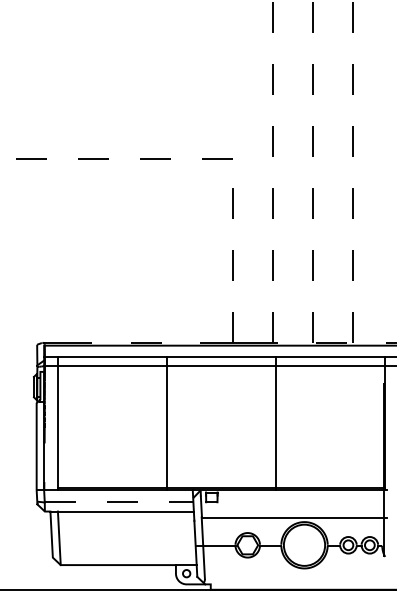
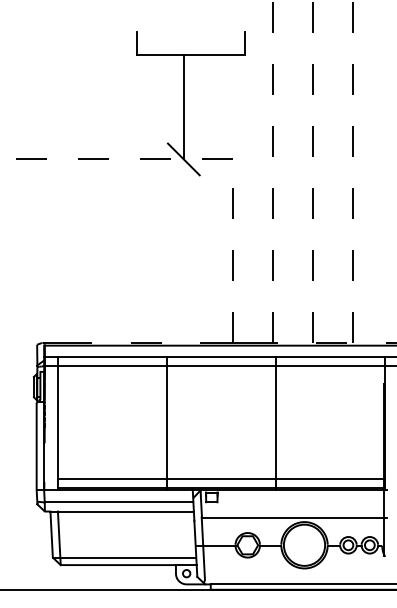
part: none -> present (190, 103)
line: none -> present (221, 478)
line: dashed -> solid (119, 502)
line: none -> present (124, 557)
line: none -> present (301, 584)
